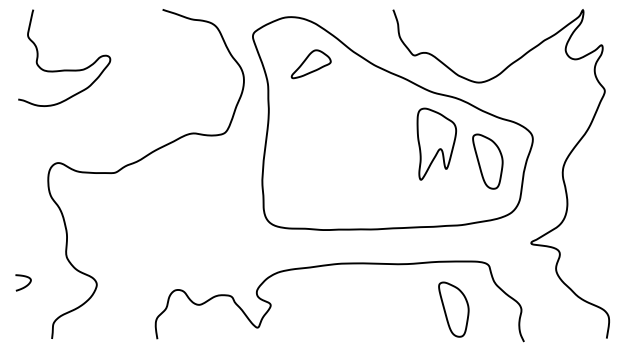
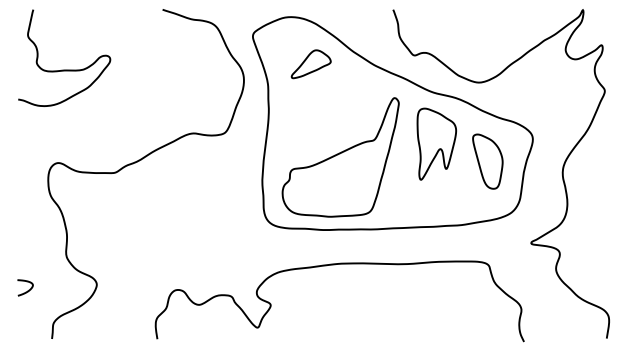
part: none -> present (340, 157)
curve position: (26, 284) -> (28, 289) (28, 289)
part: present -> none (453, 309)
